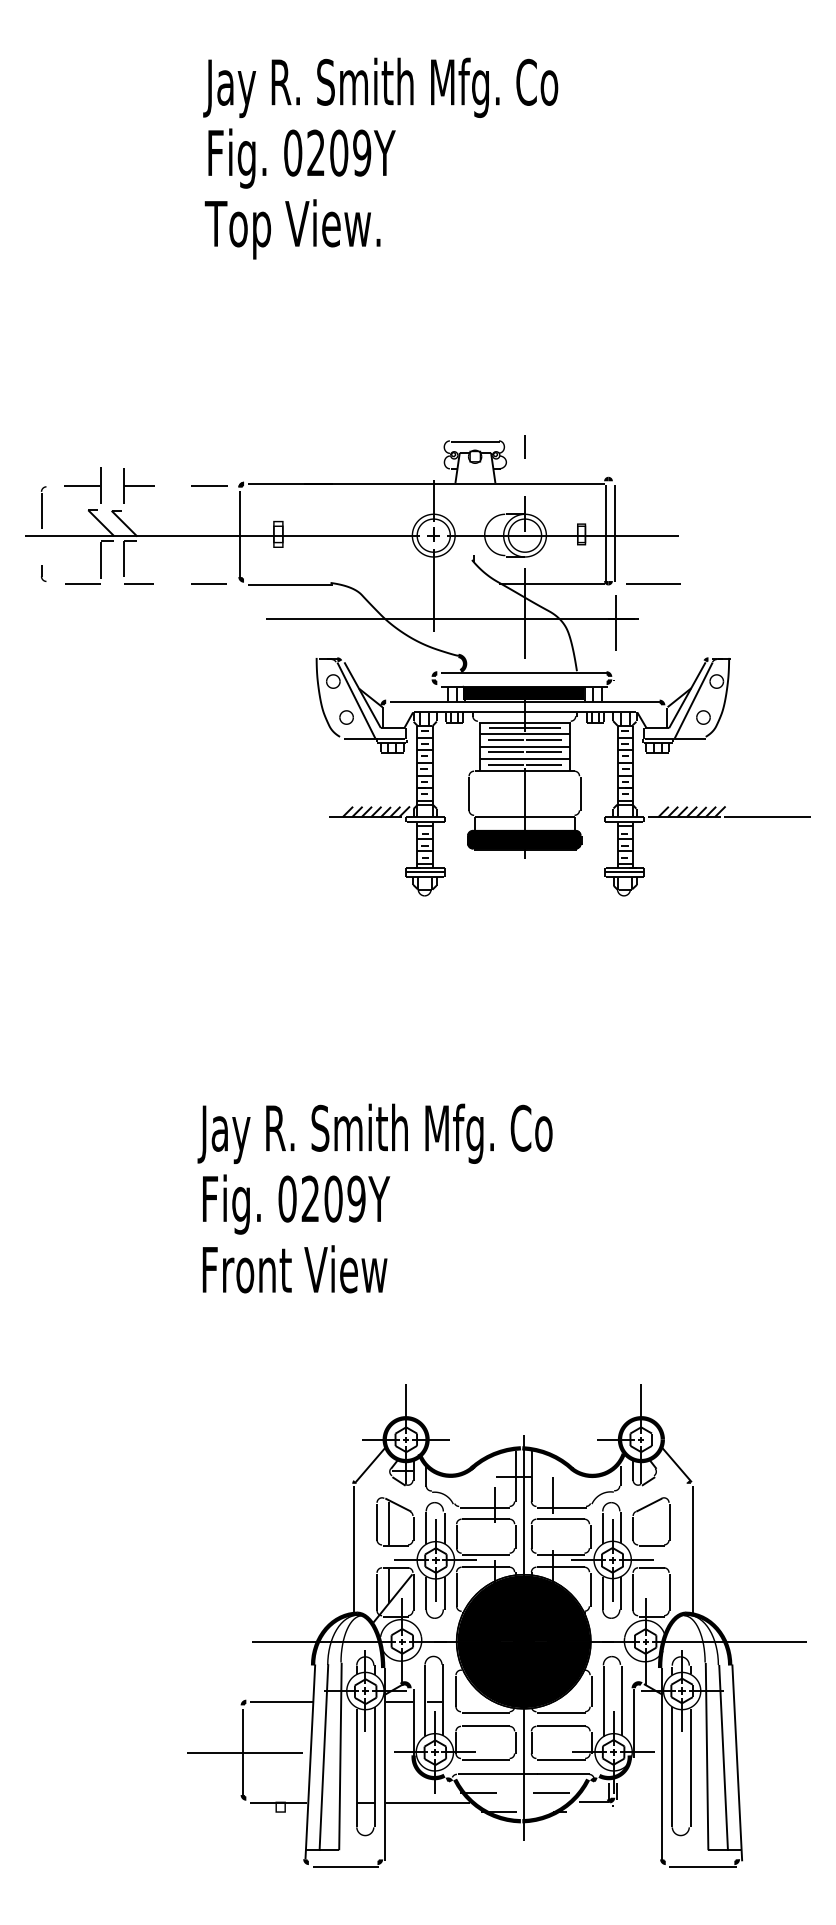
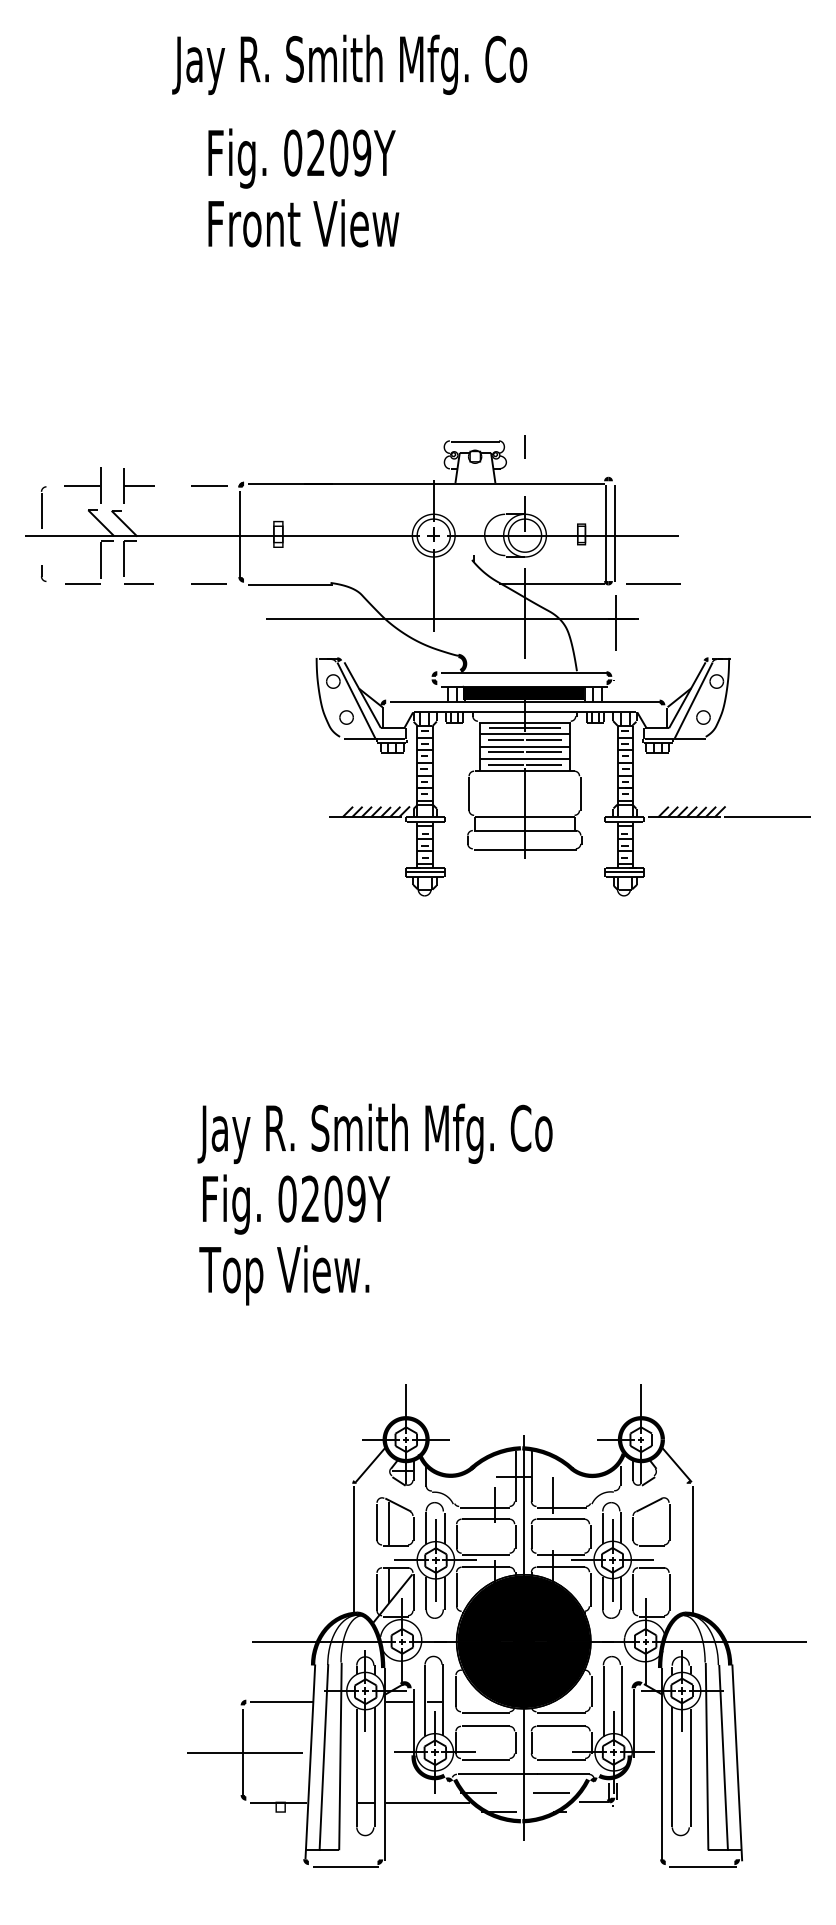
text position: (380, 87) -> (349, 64) (349, 64)
text: Top View. -> Front View (301, 229)
fill: present -> none (524, 839)
text: Front View -> Top View. (293, 1275)
